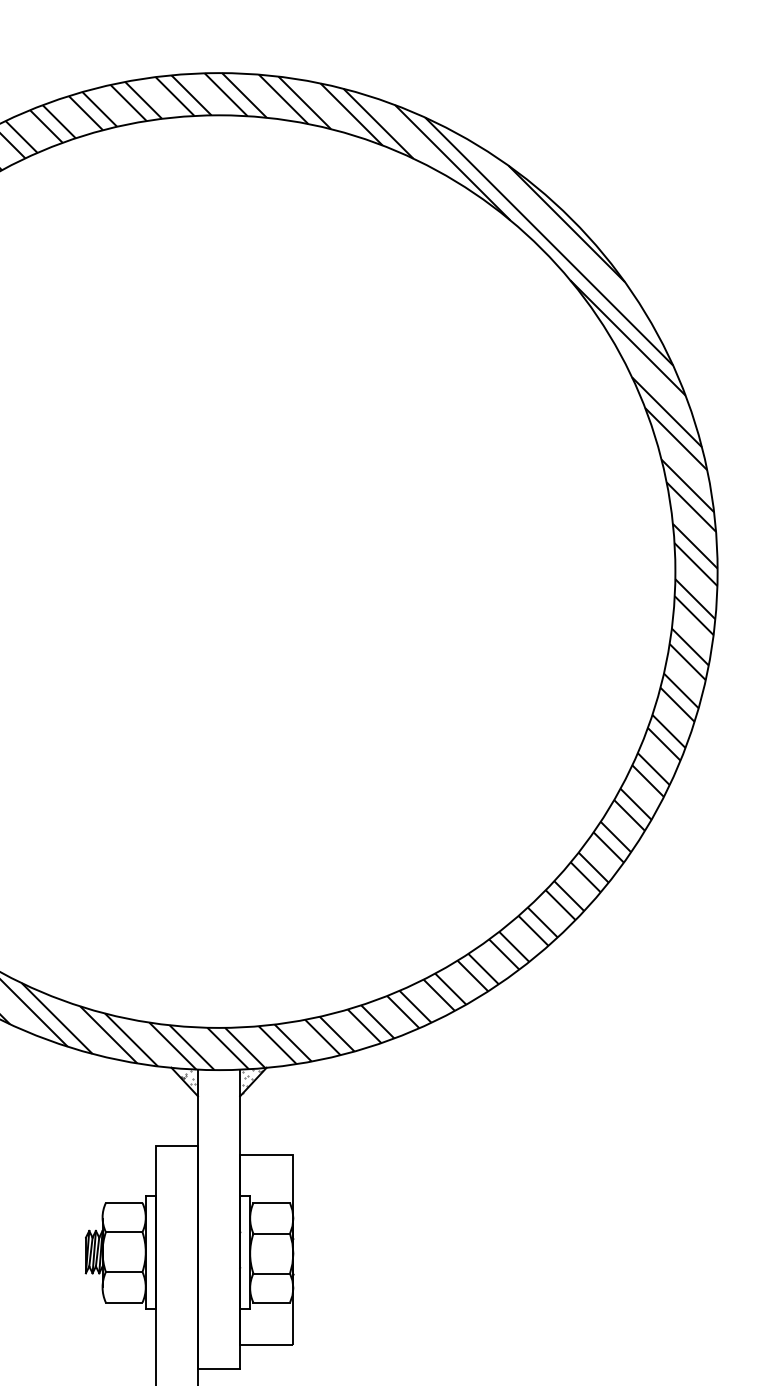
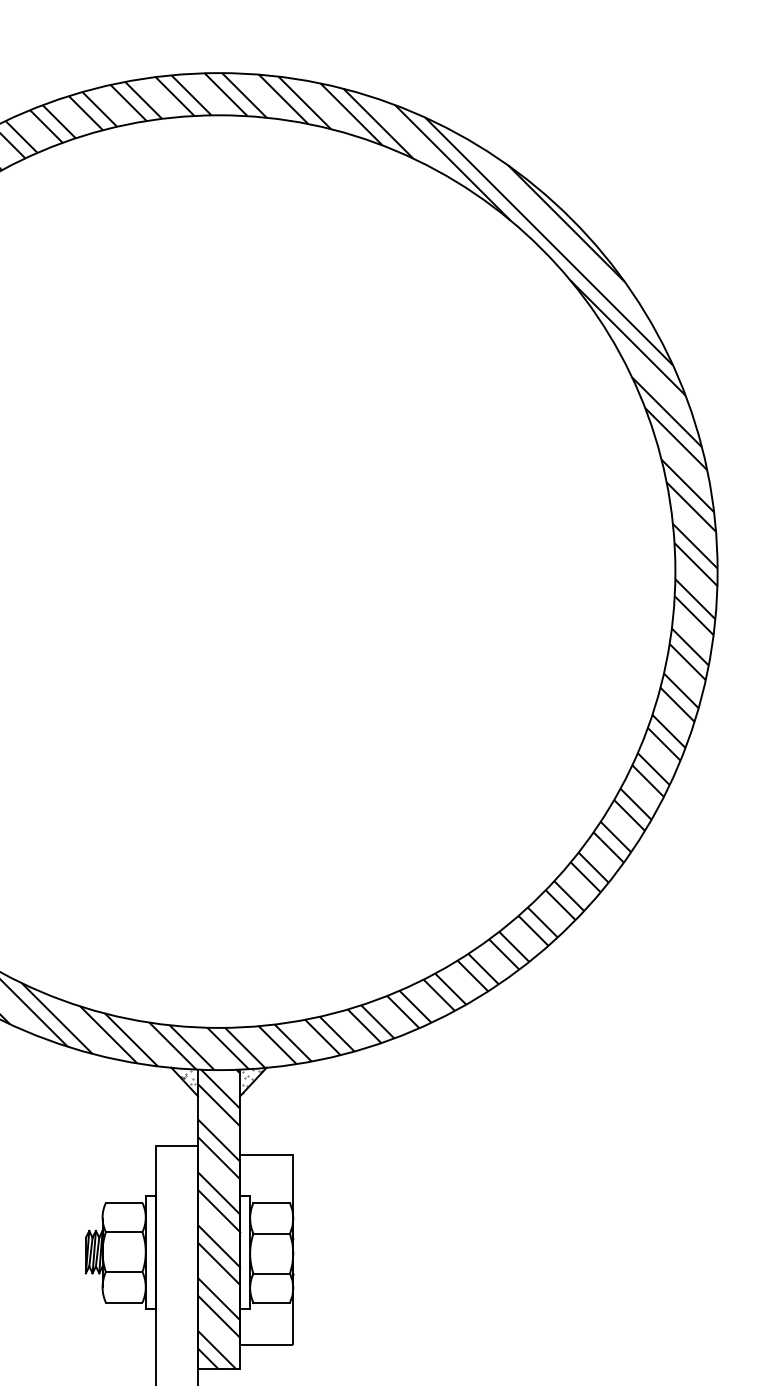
hatch: none -> present (218, 1219)
